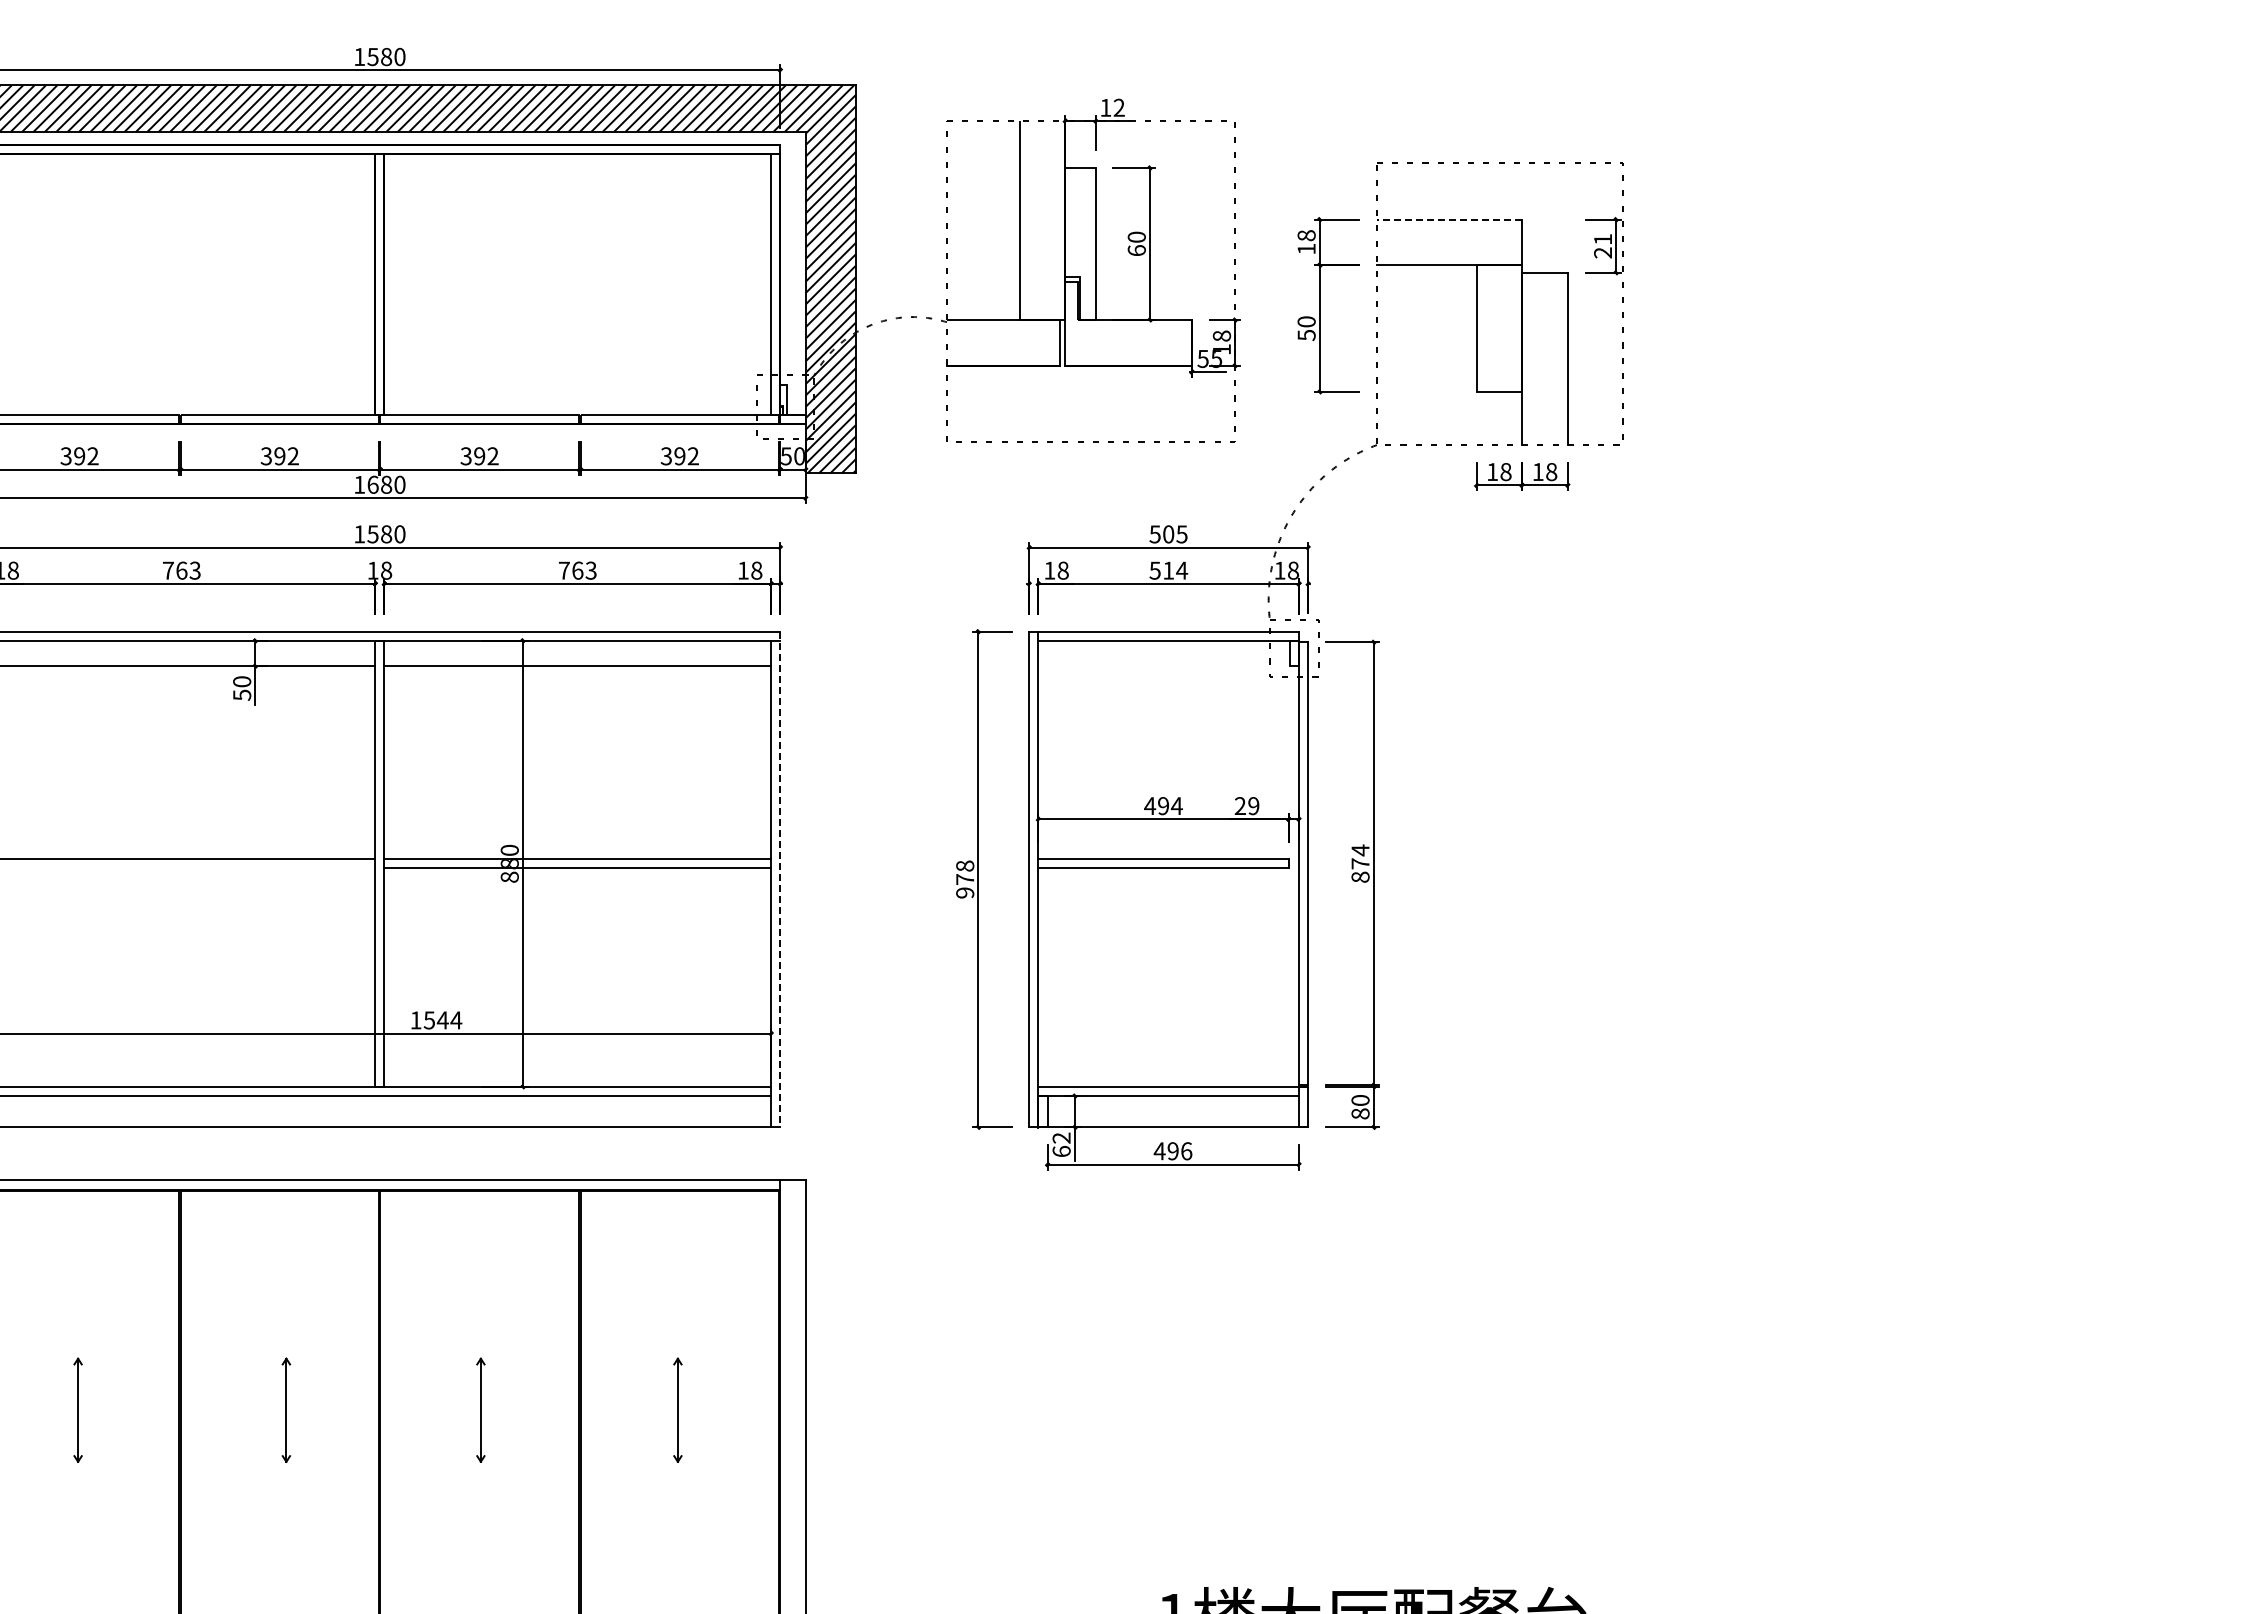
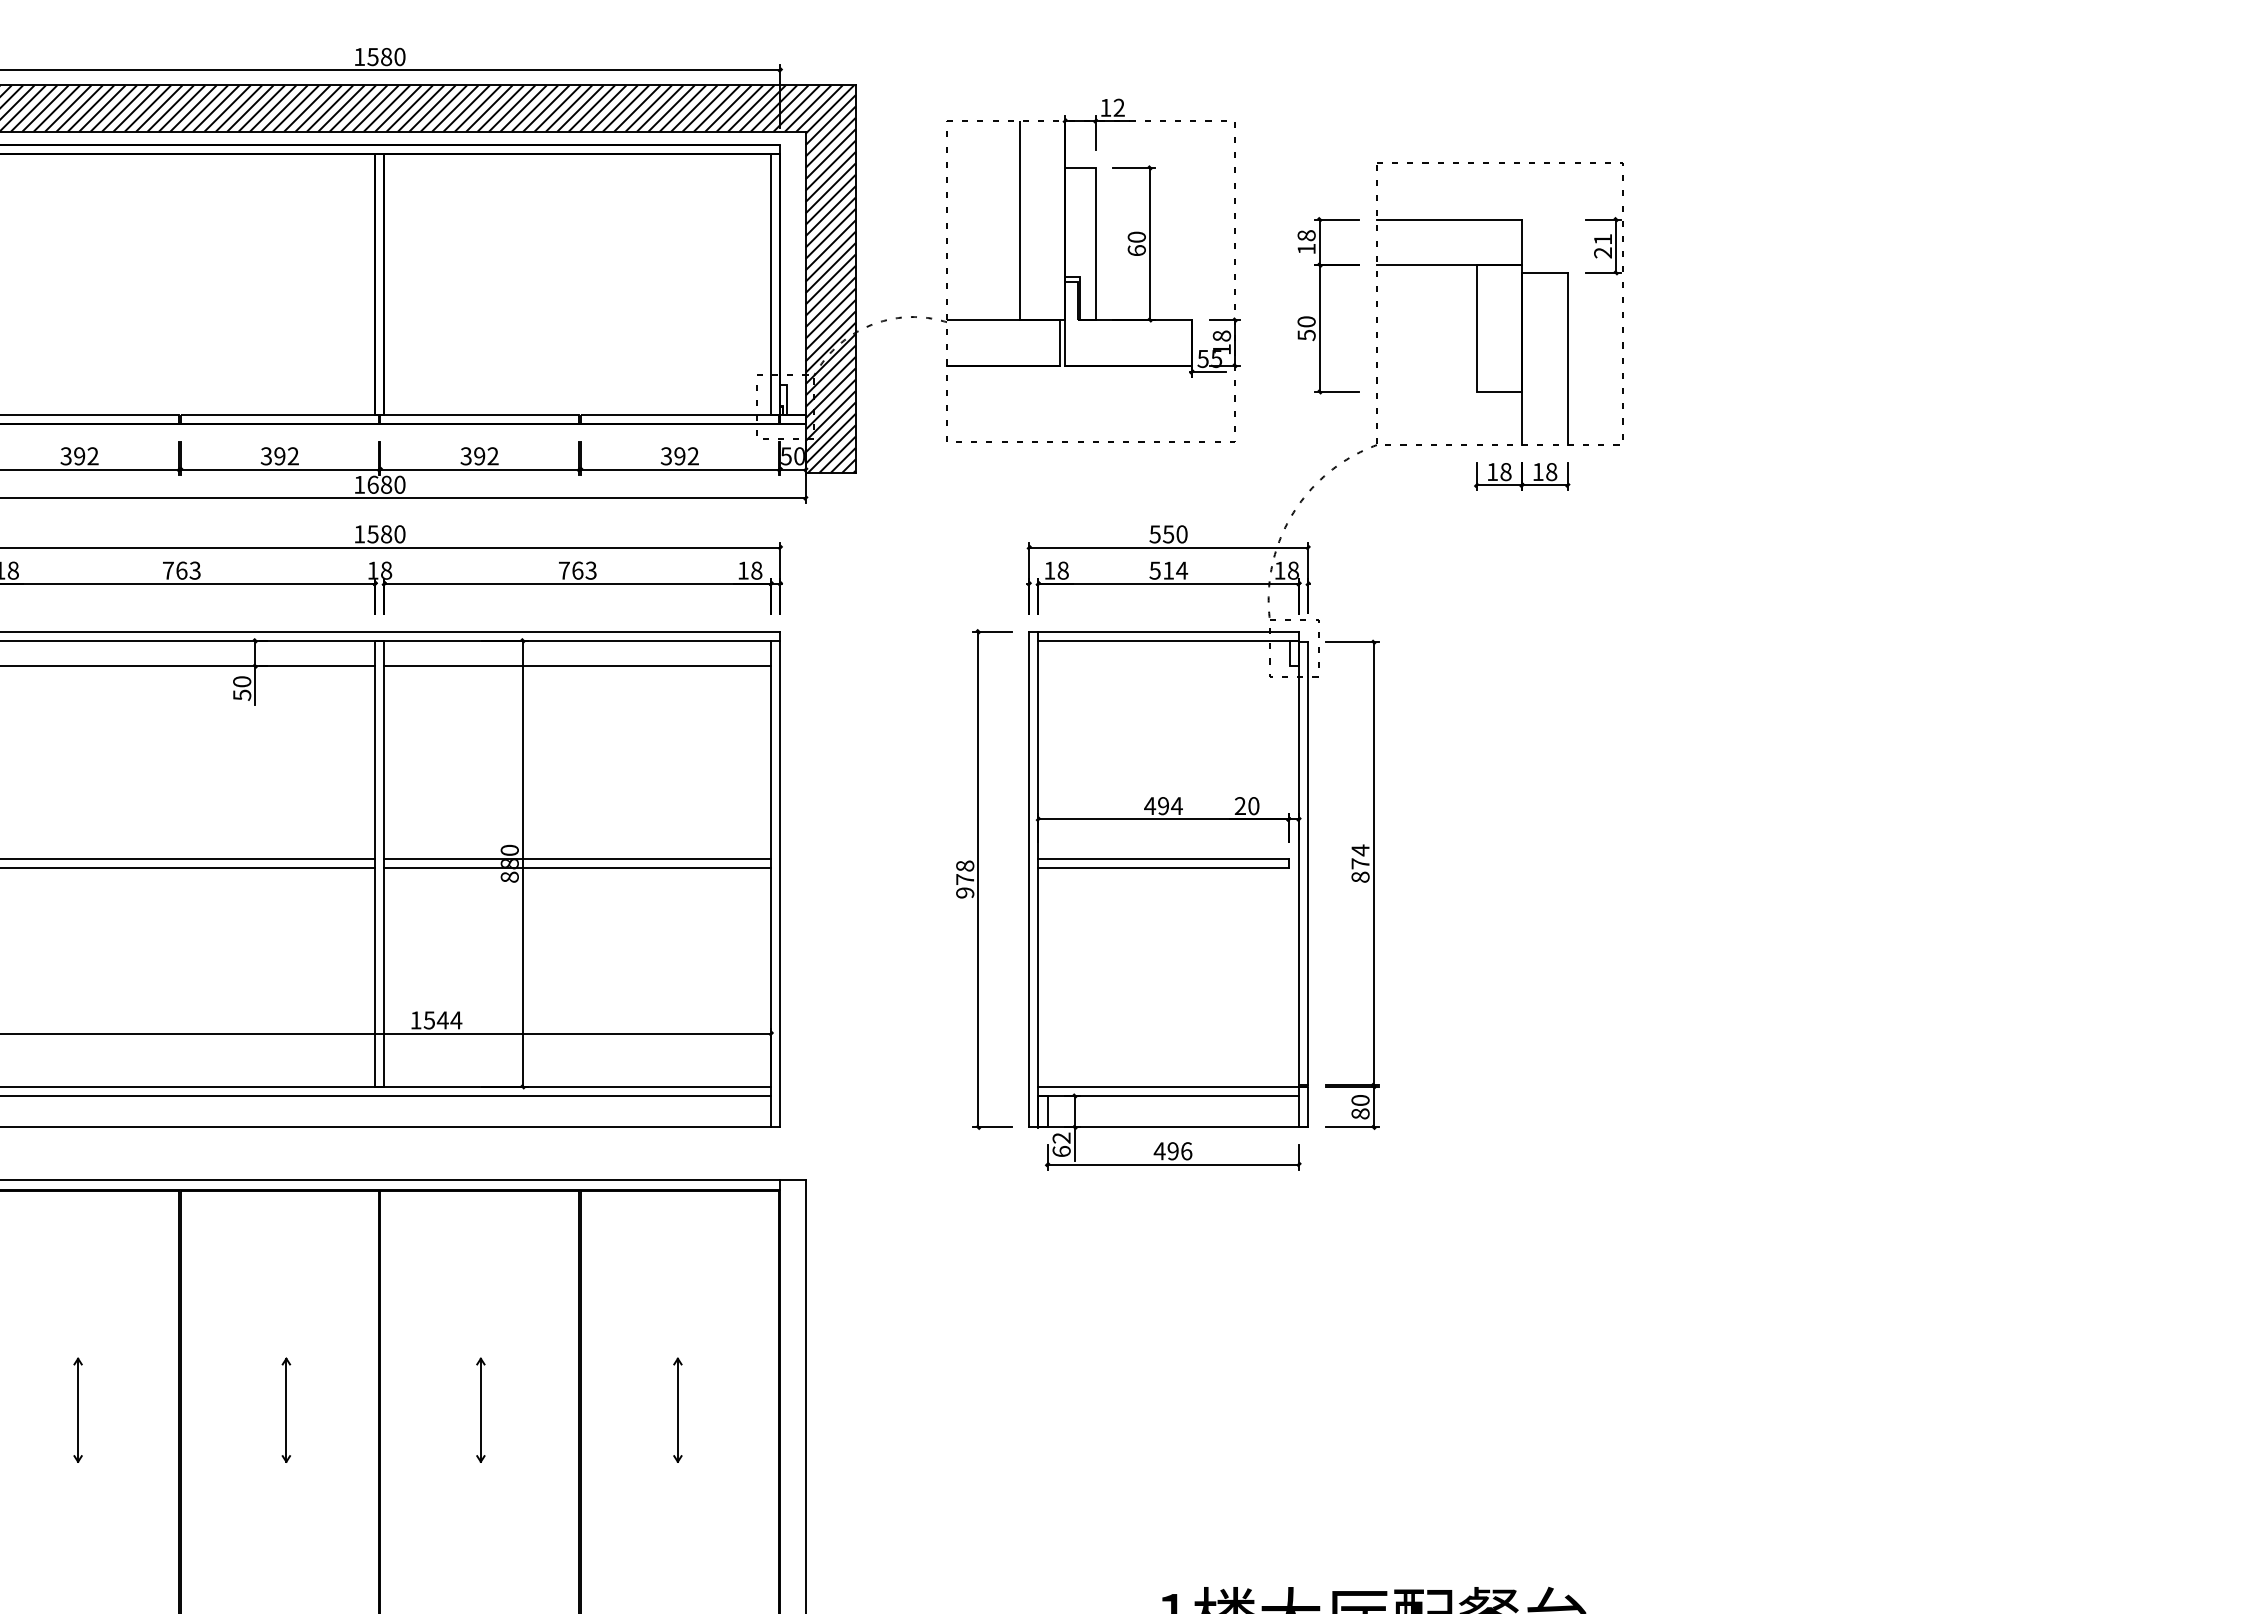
line: dashed -> solid (1449, 219)
text: 505 -> 550 (1174, 534)
text: 29 -> 20 (1253, 806)
line: none -> present (188, 868)
line: dashed -> solid (780, 879)
